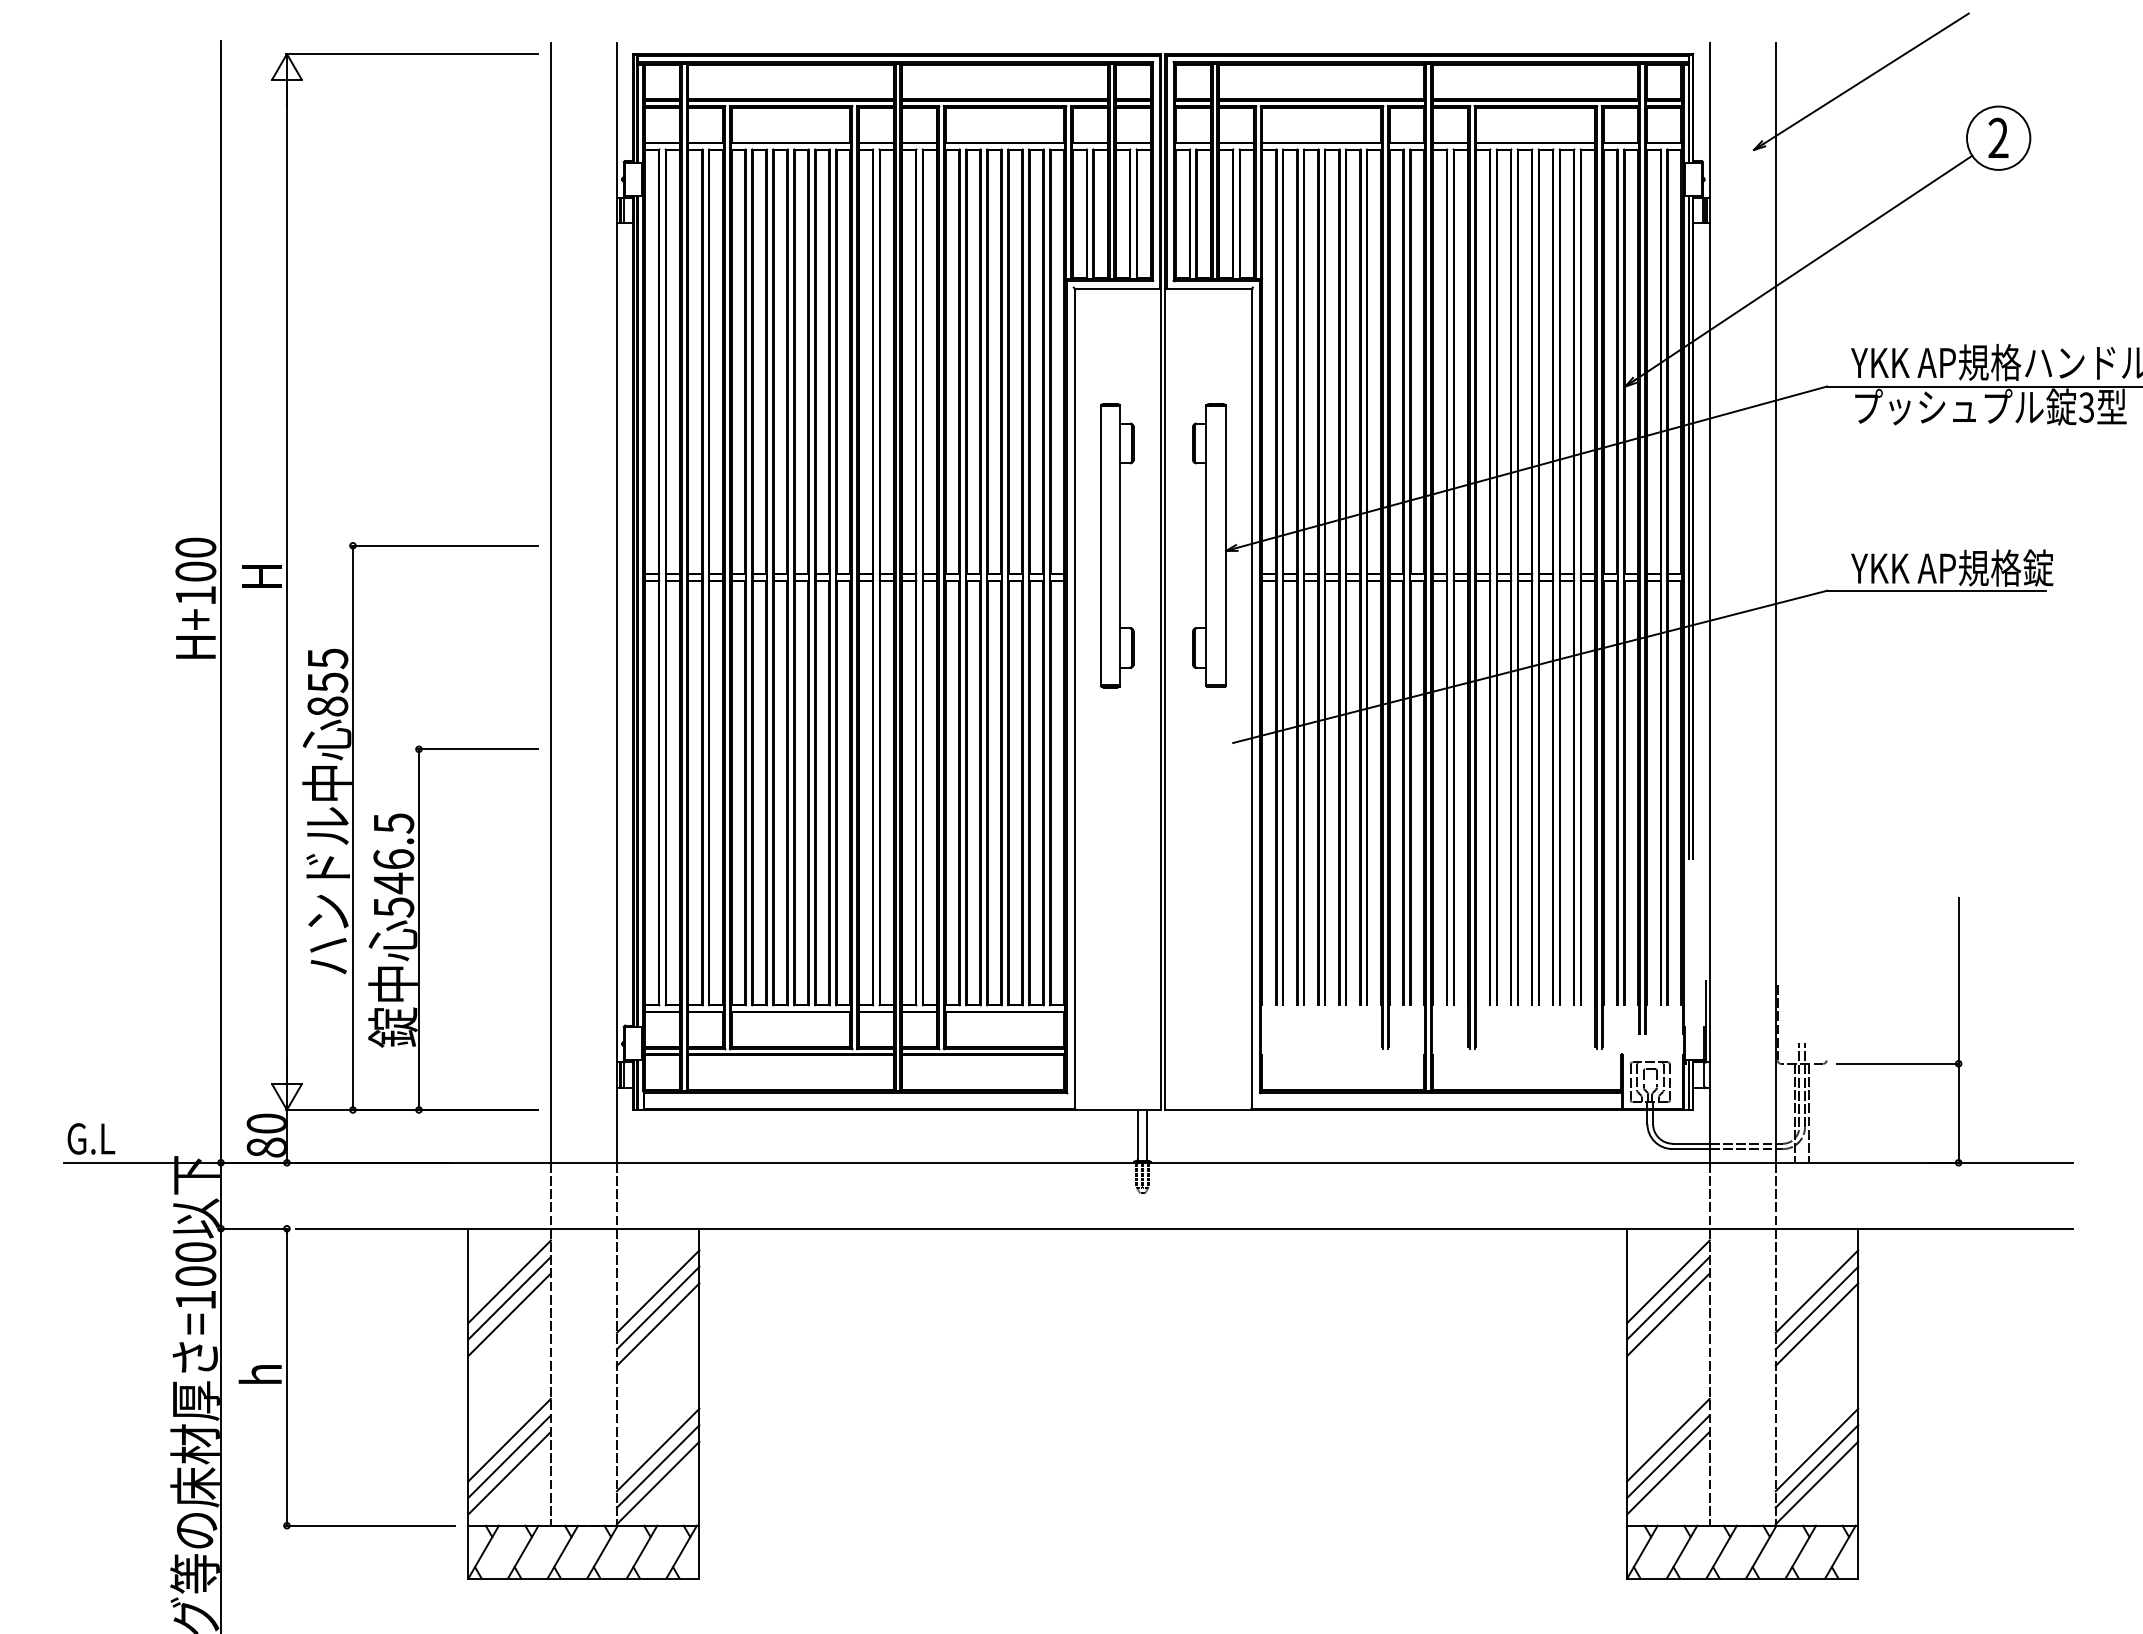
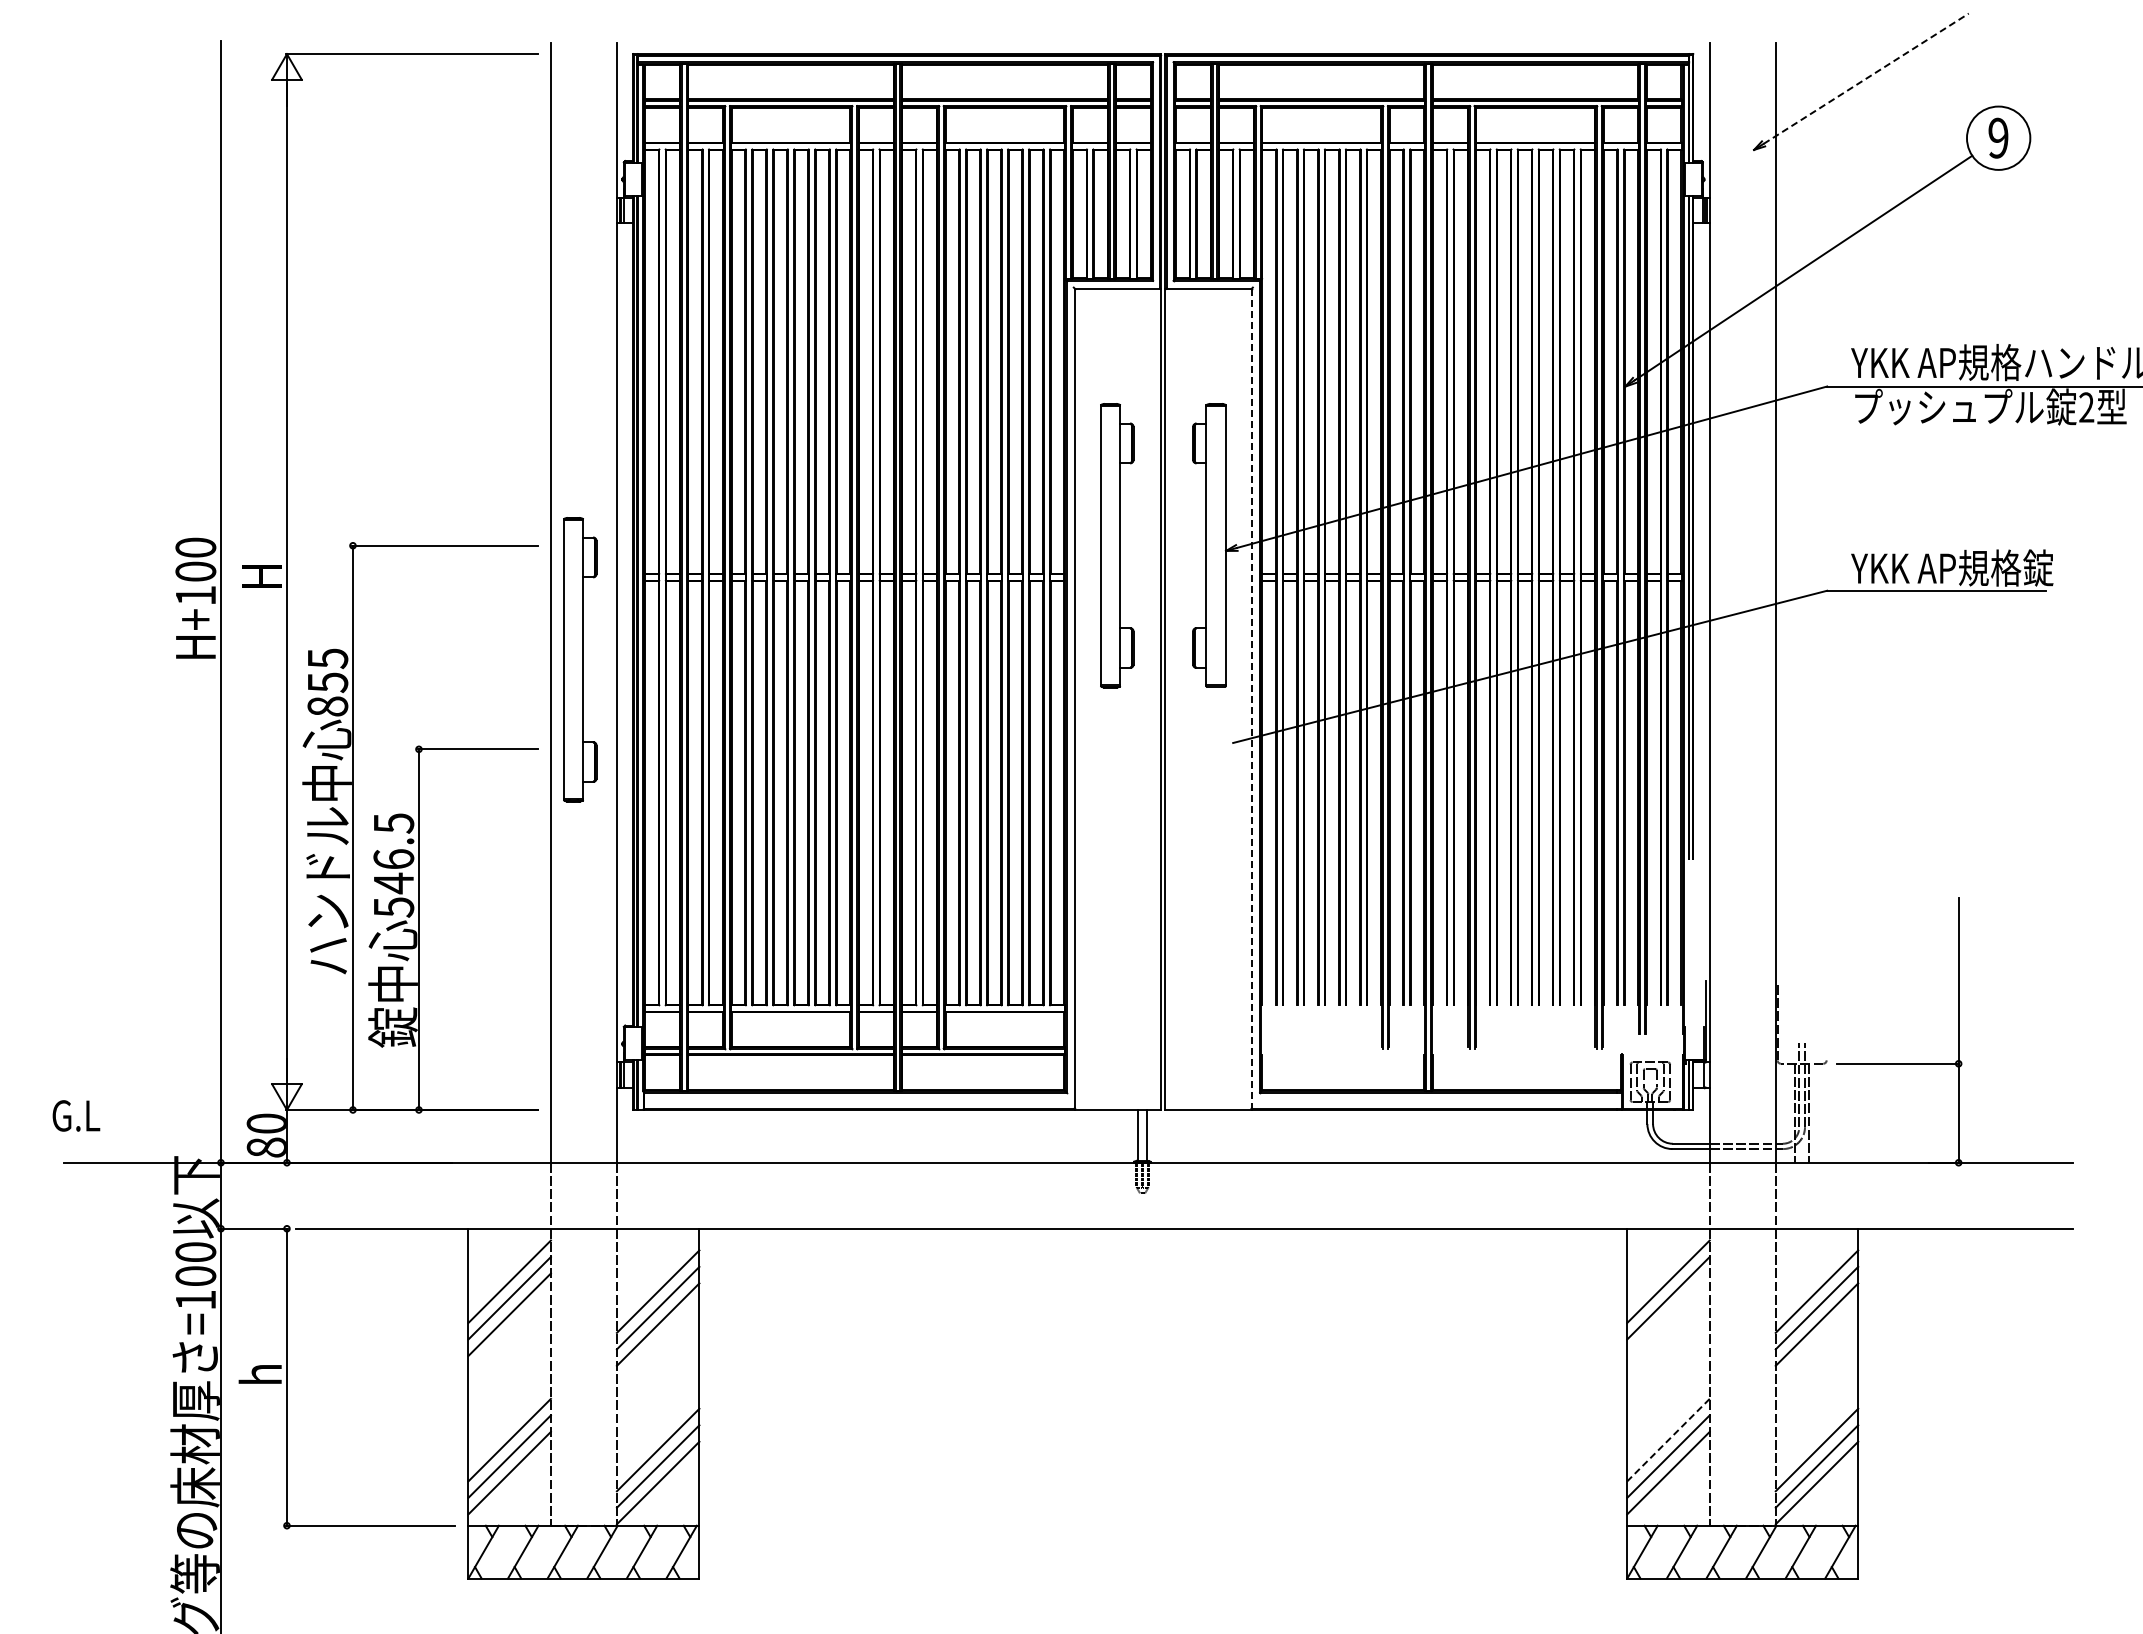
line: solid -> dashed (1866, 78)
text: 2 -> 9 (1998, 138)
text: 3 -> 2 (2086, 407)
part: none -> present (580, 659)
line: solid -> dashed (1251, 699)
text position: (91, 1138) -> (76, 1115) (76, 1115)
line: present -> none (1668, 1314)
line: solid -> dashed (1668, 1440)
